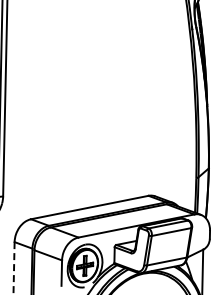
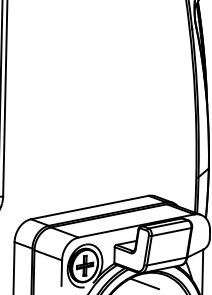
line: dashed -> solid (14, 268)
line: none -> present (144, 283)
